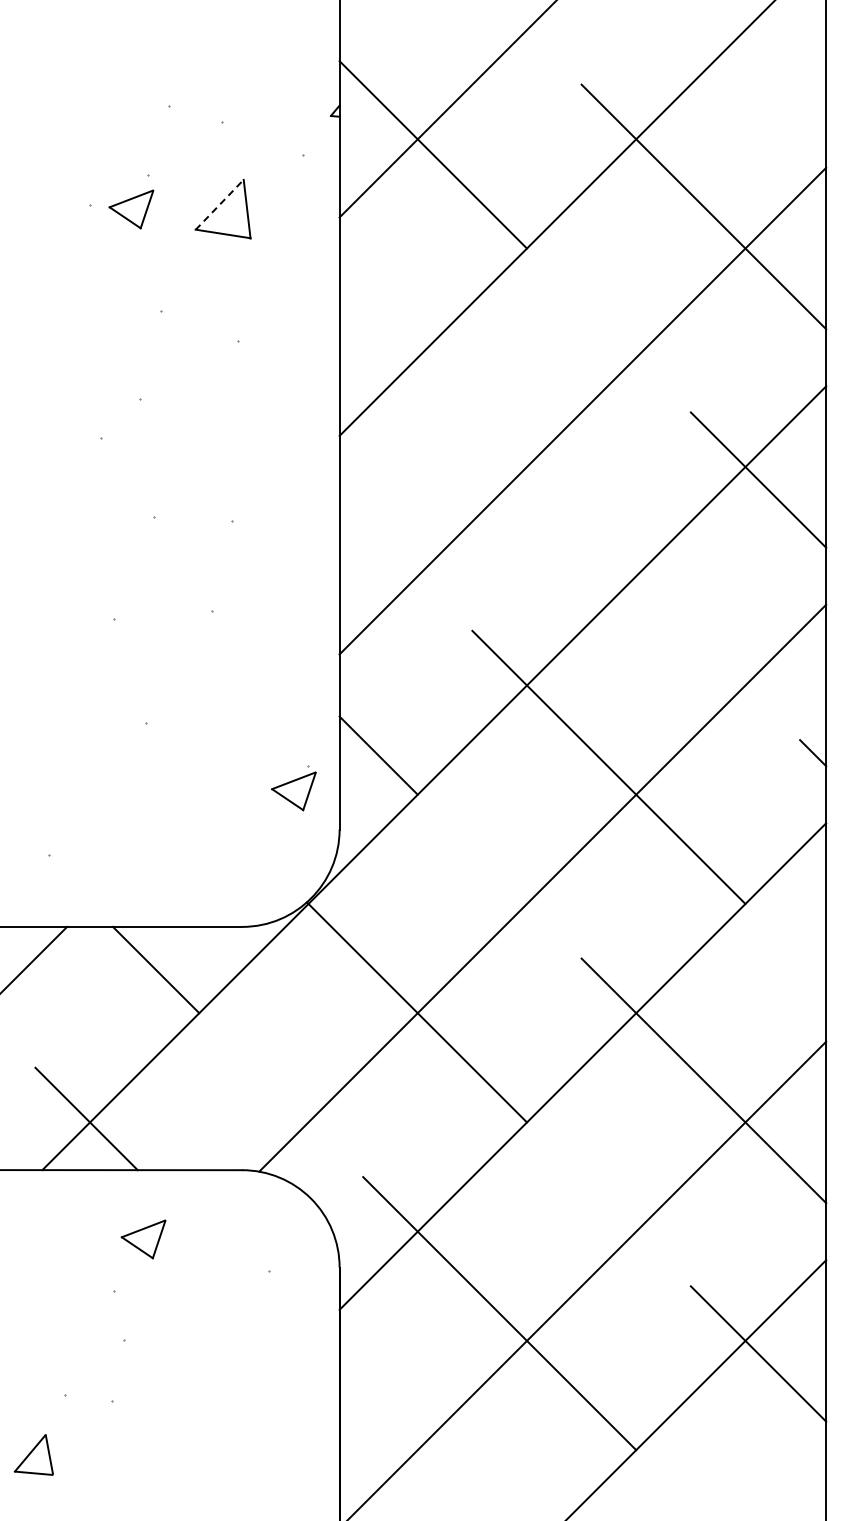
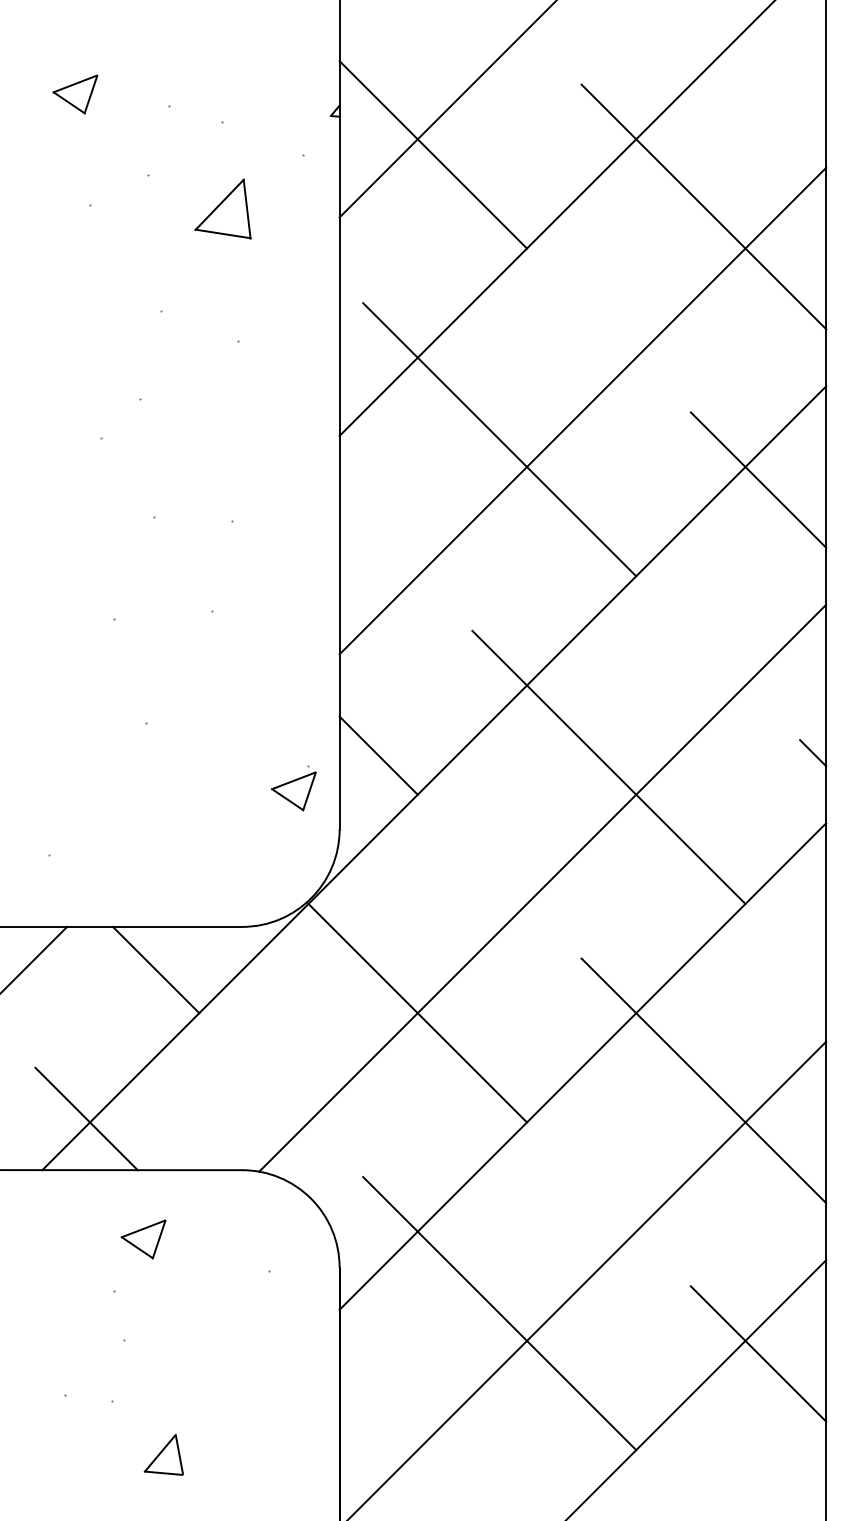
line: dashed -> solid (219, 204)
part position: (131, 209) -> (75, 94) (75, 94)
line: none -> present (499, 439)
part position: (33, 1454) -> (163, 1454) (163, 1454)
